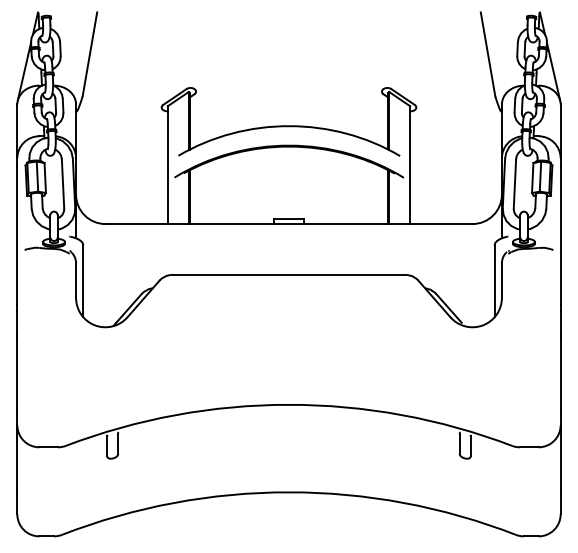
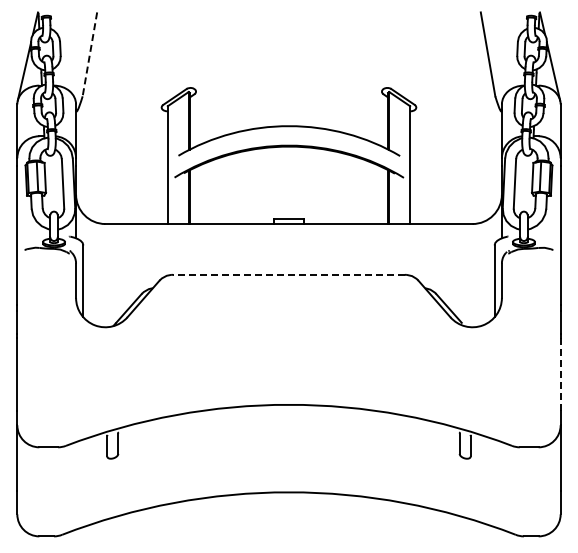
line: solid -> dashed (89, 54)
line: solid -> dashed (288, 274)
line: solid -> dashed (560, 374)
